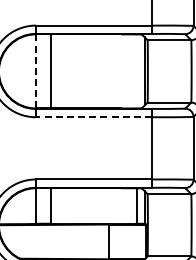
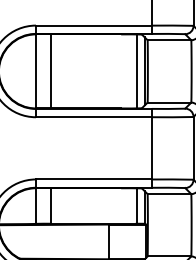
line: dashed -> solid (36, 71)
line: none -> present (136, 71)
line: dashed -> solid (93, 117)
